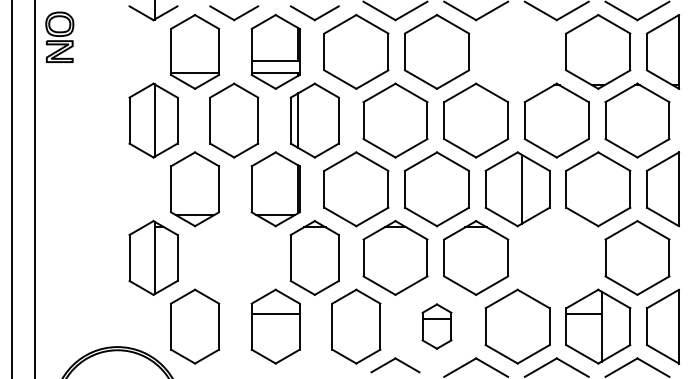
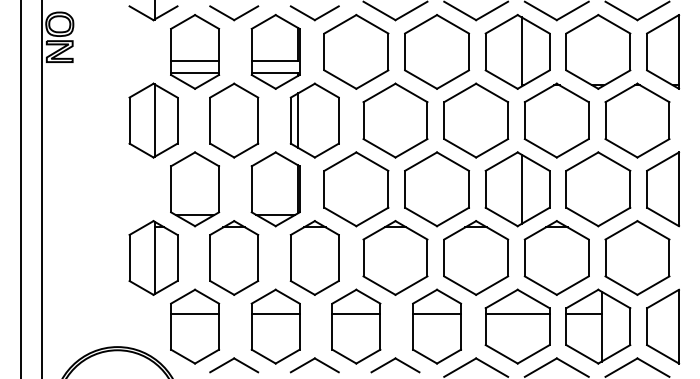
part: none -> present (517, 51)
line: none -> present (195, 60)
line position: (12, 188) -> (21, 188) (21, 188)
line position: (34, 188) -> (41, 188) (41, 188)
part: none -> present (234, 257)
part: none -> present (556, 257)
line: none -> present (195, 314)
line: none -> present (356, 314)
line: none -> present (517, 314)
part size: 32x47 px -> 50x77 px (436, 326)
part: none -> present (234, 365)
part: none -> present (314, 365)
